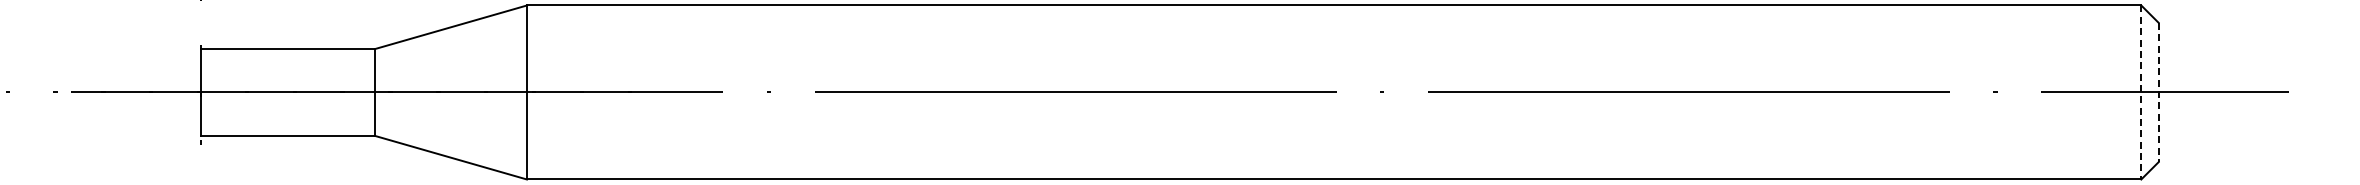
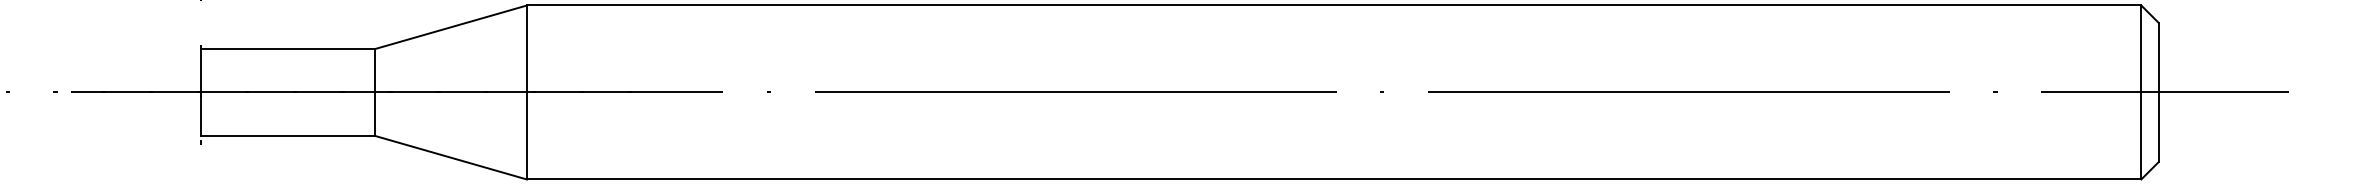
line: dashed -> solid (2141, 92)
line: dashed -> solid (2158, 92)
